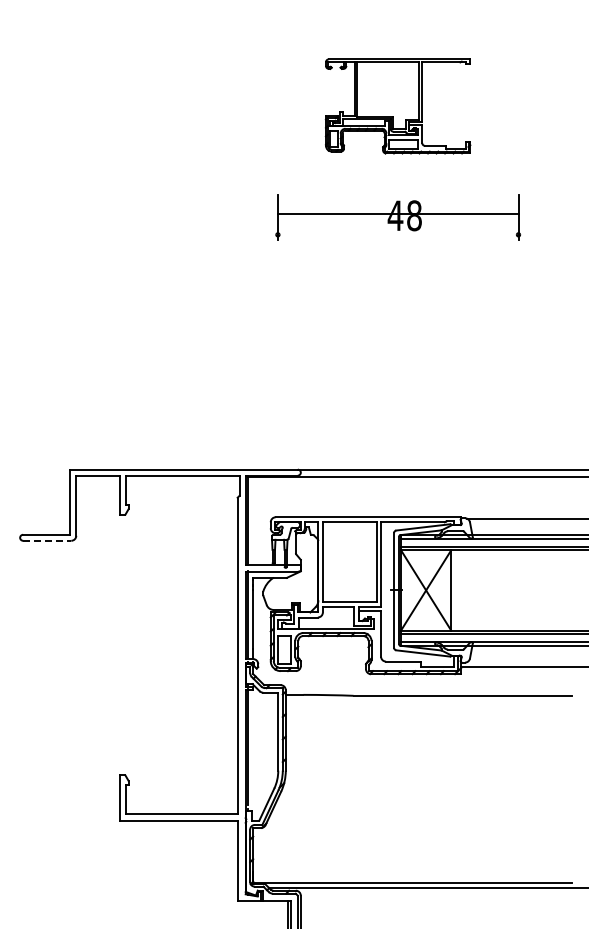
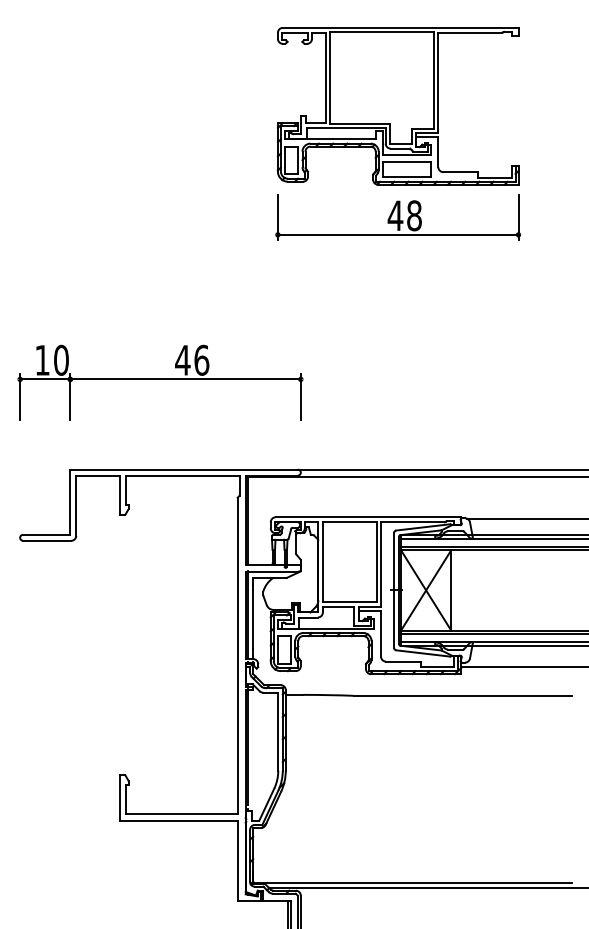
part size: 148x97 px -> 244x159 px (397, 106)
line position: (397, 213) -> (397, 234) (397, 234)
part: none -> present (160, 382)
line: dashed -> solid (47, 540)
